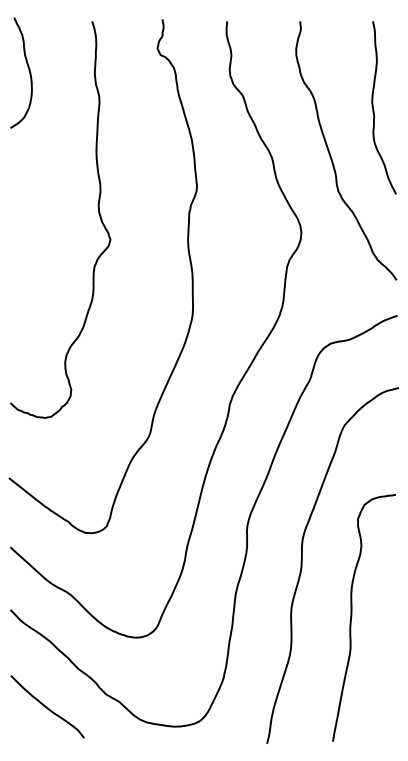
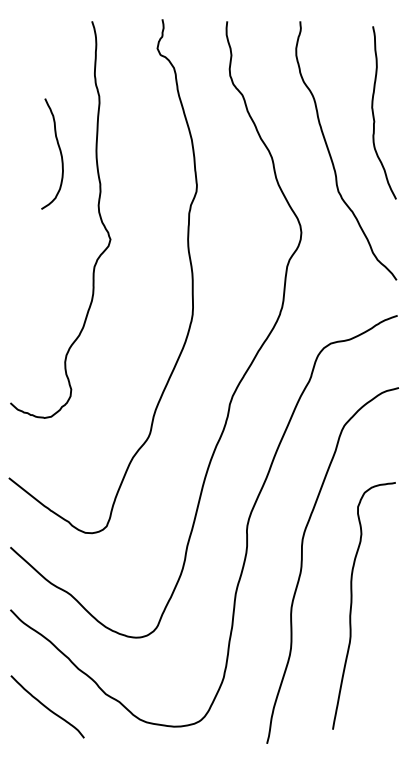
curve position: (28, 70) -> (59, 151) (59, 151)
curve position: (374, 109) -> (374, 114) (374, 114)
curve position: (352, 616) -> (352, 604) (352, 604)
